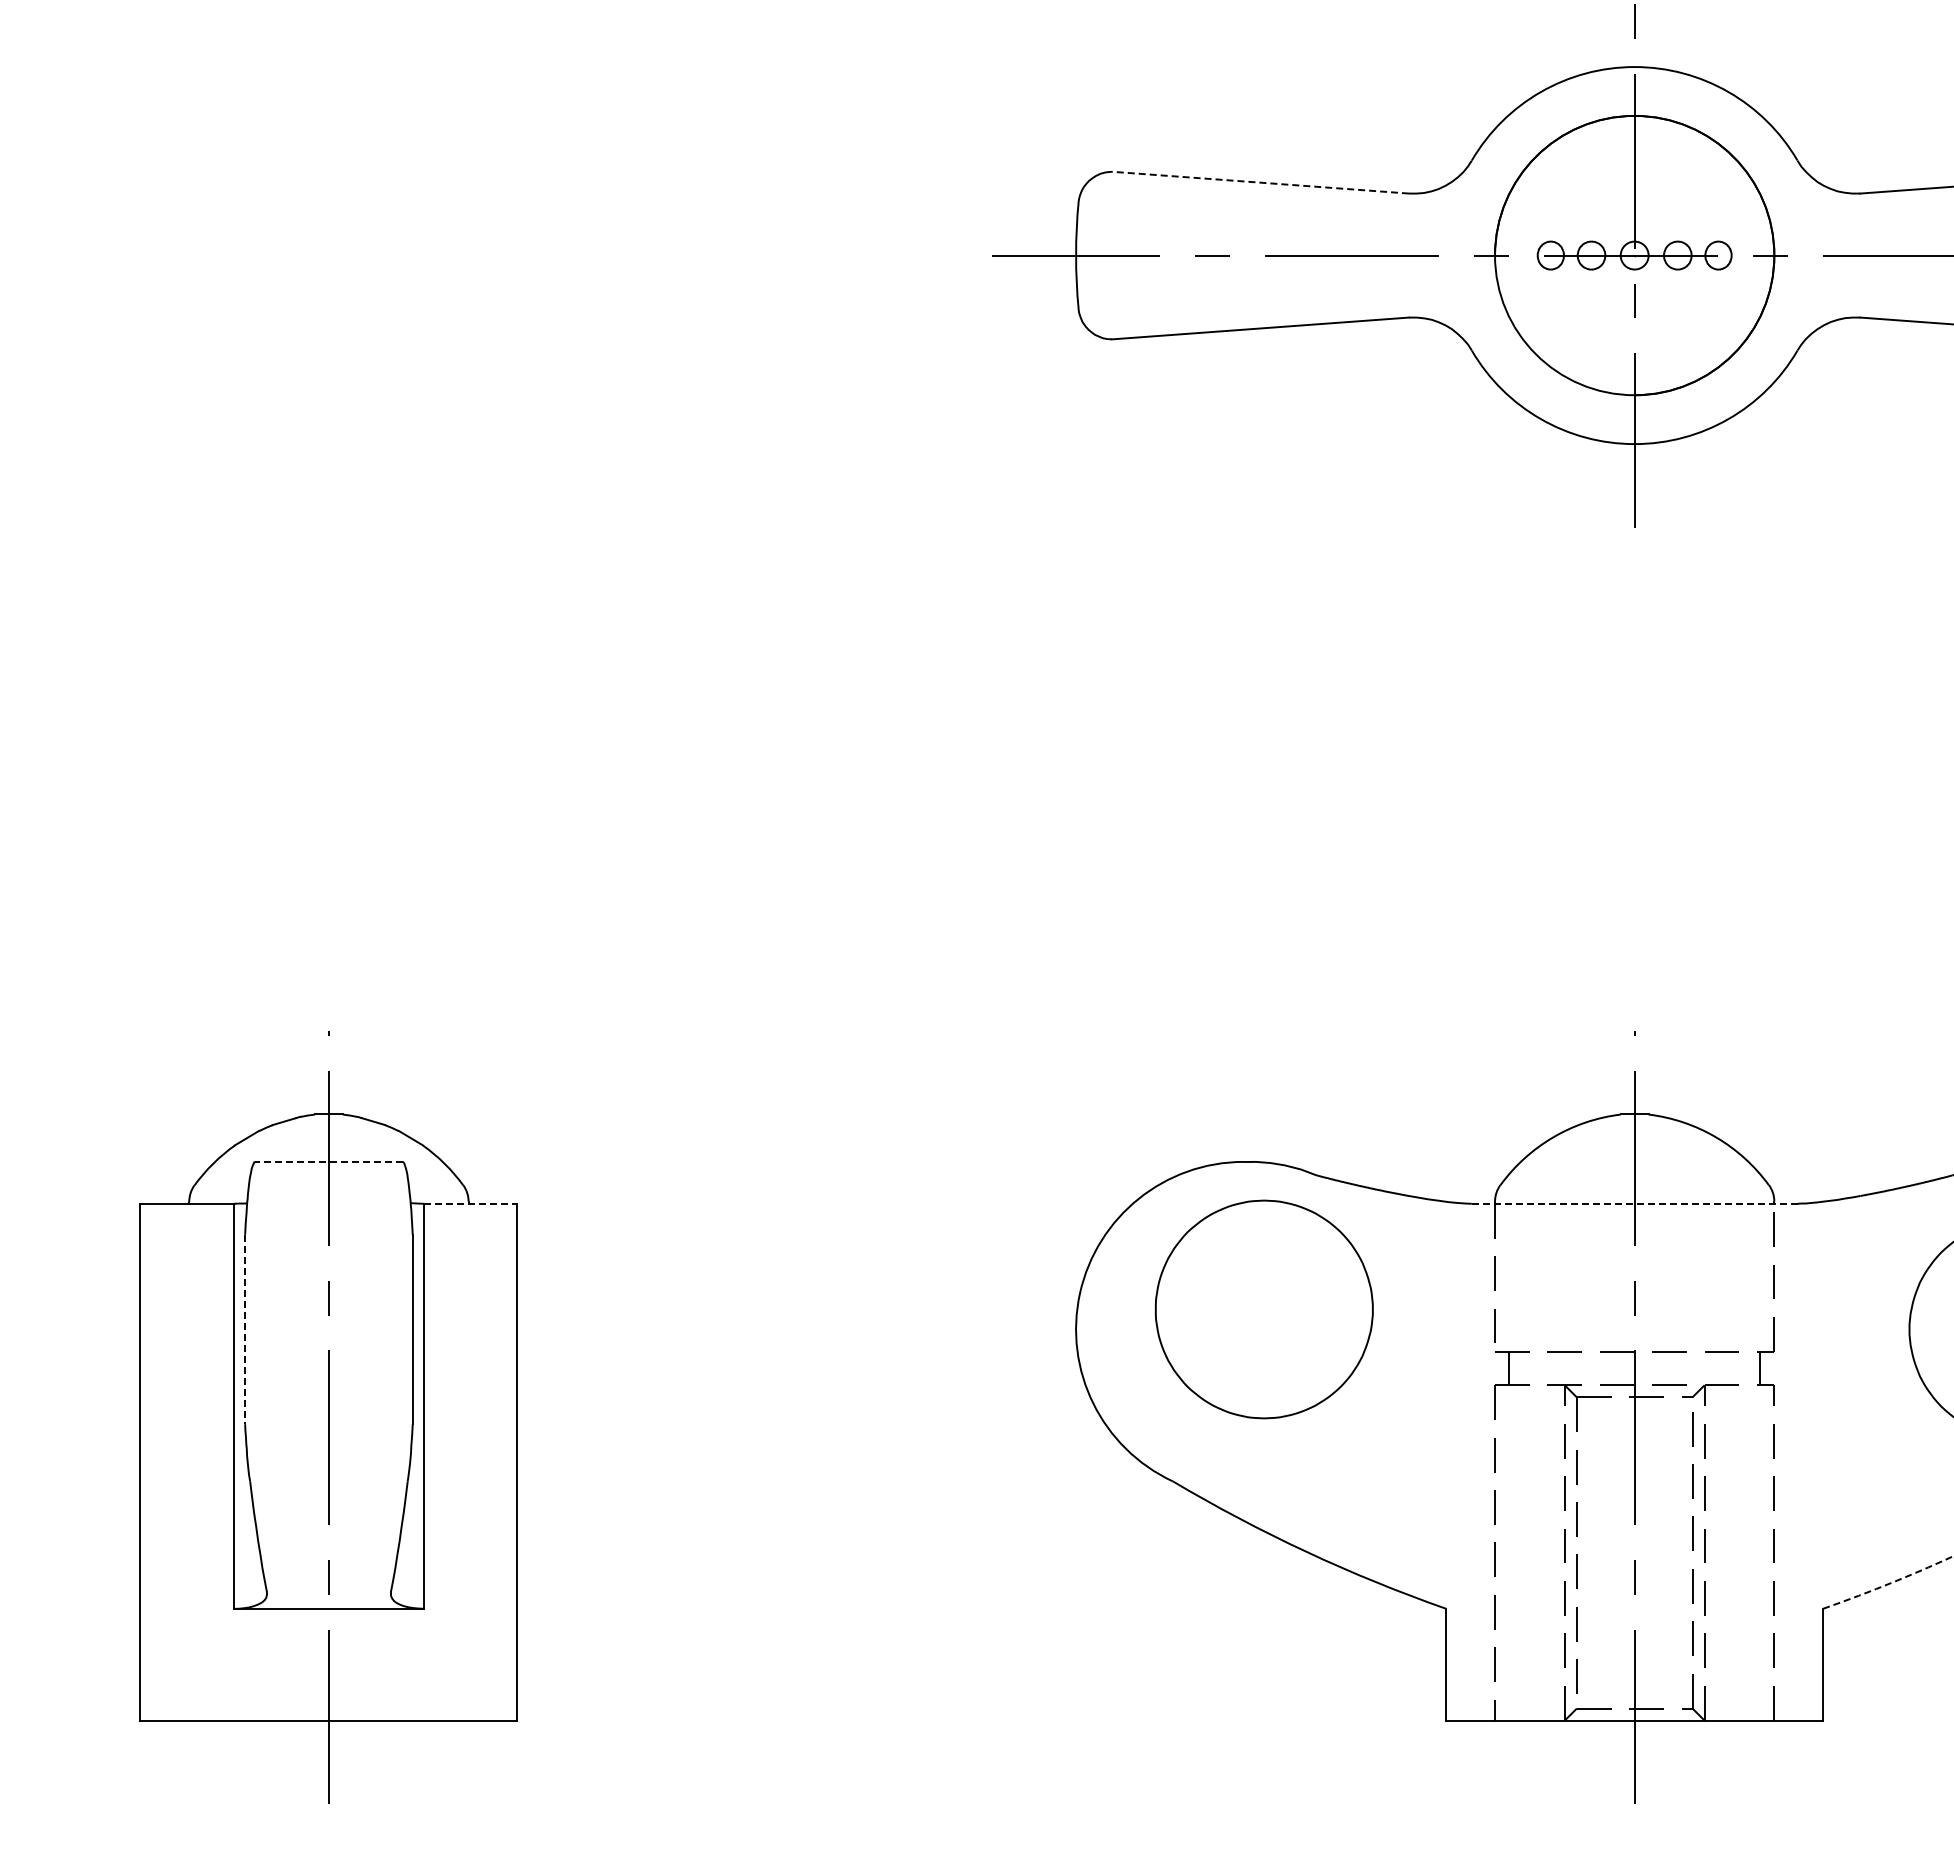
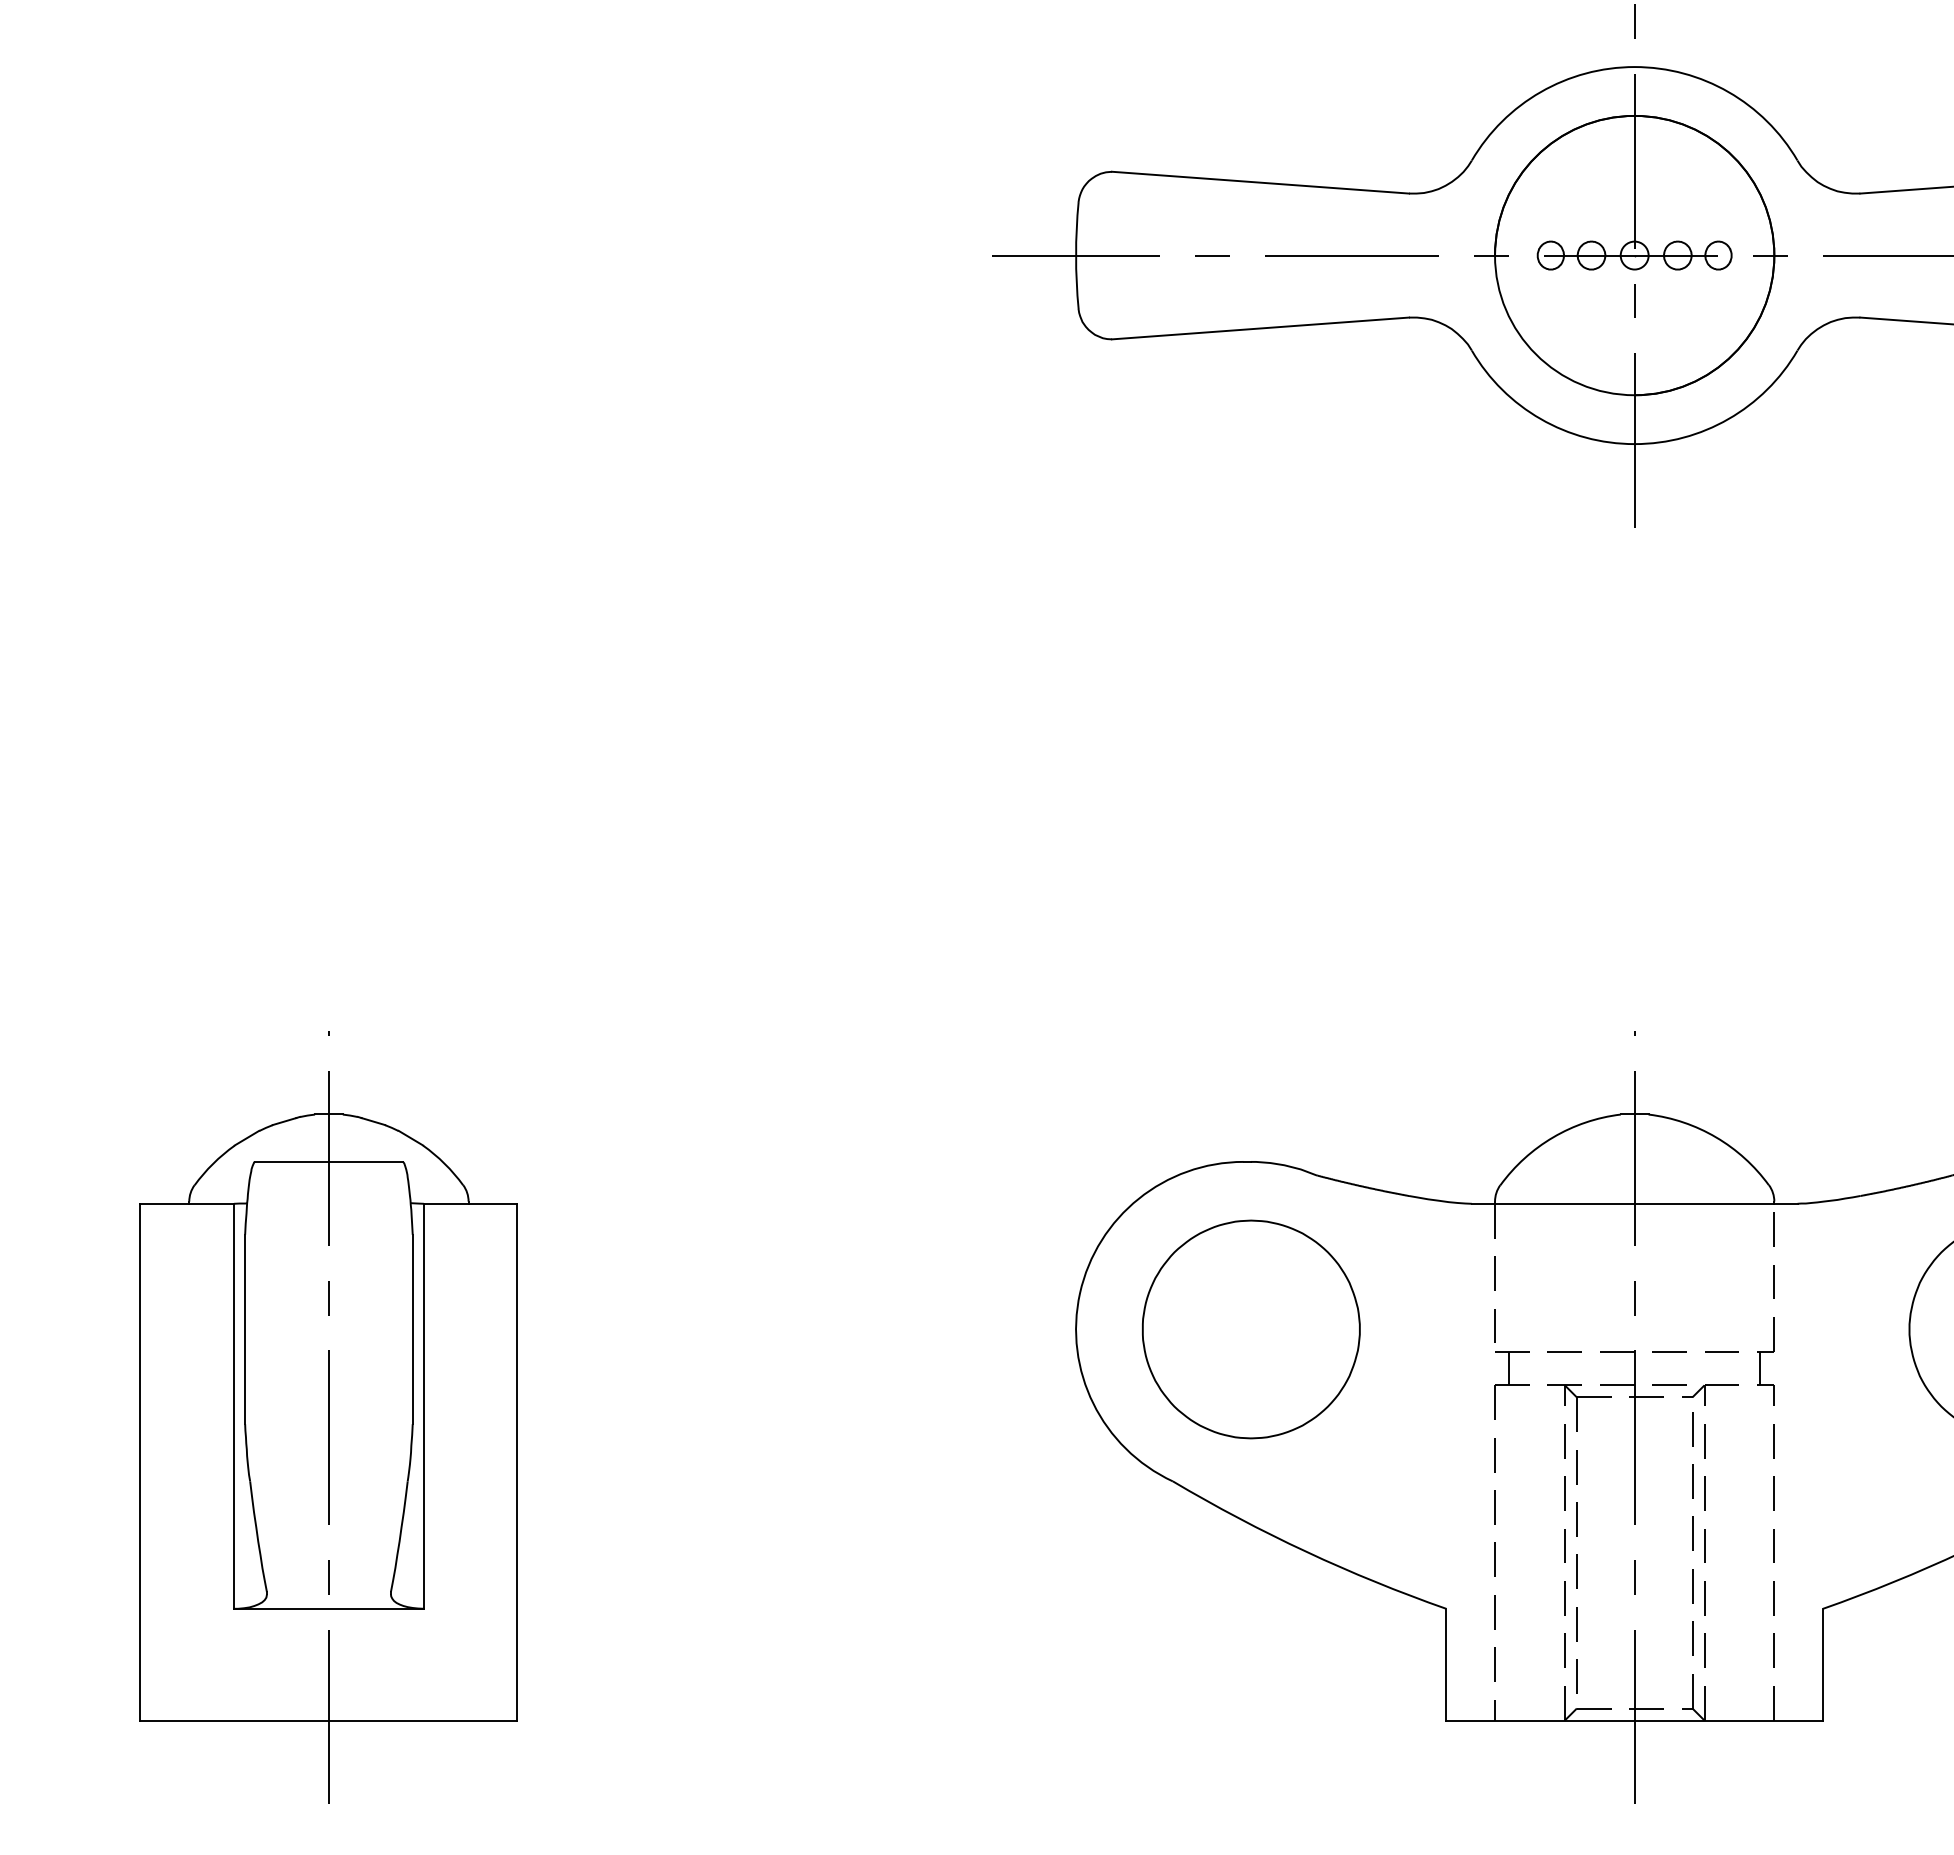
line: dashed -> solid (1260, 182)
line: dashed -> solid (328, 1161)
line: dashed -> solid (470, 1203)
line: dashed -> solid (1634, 1203)
part position: (1264, 1309) -> (1251, 1329) (1251, 1329)
line: dashed -> solid (245, 1329)
arc: dashed -> solid (1890, 1583)
